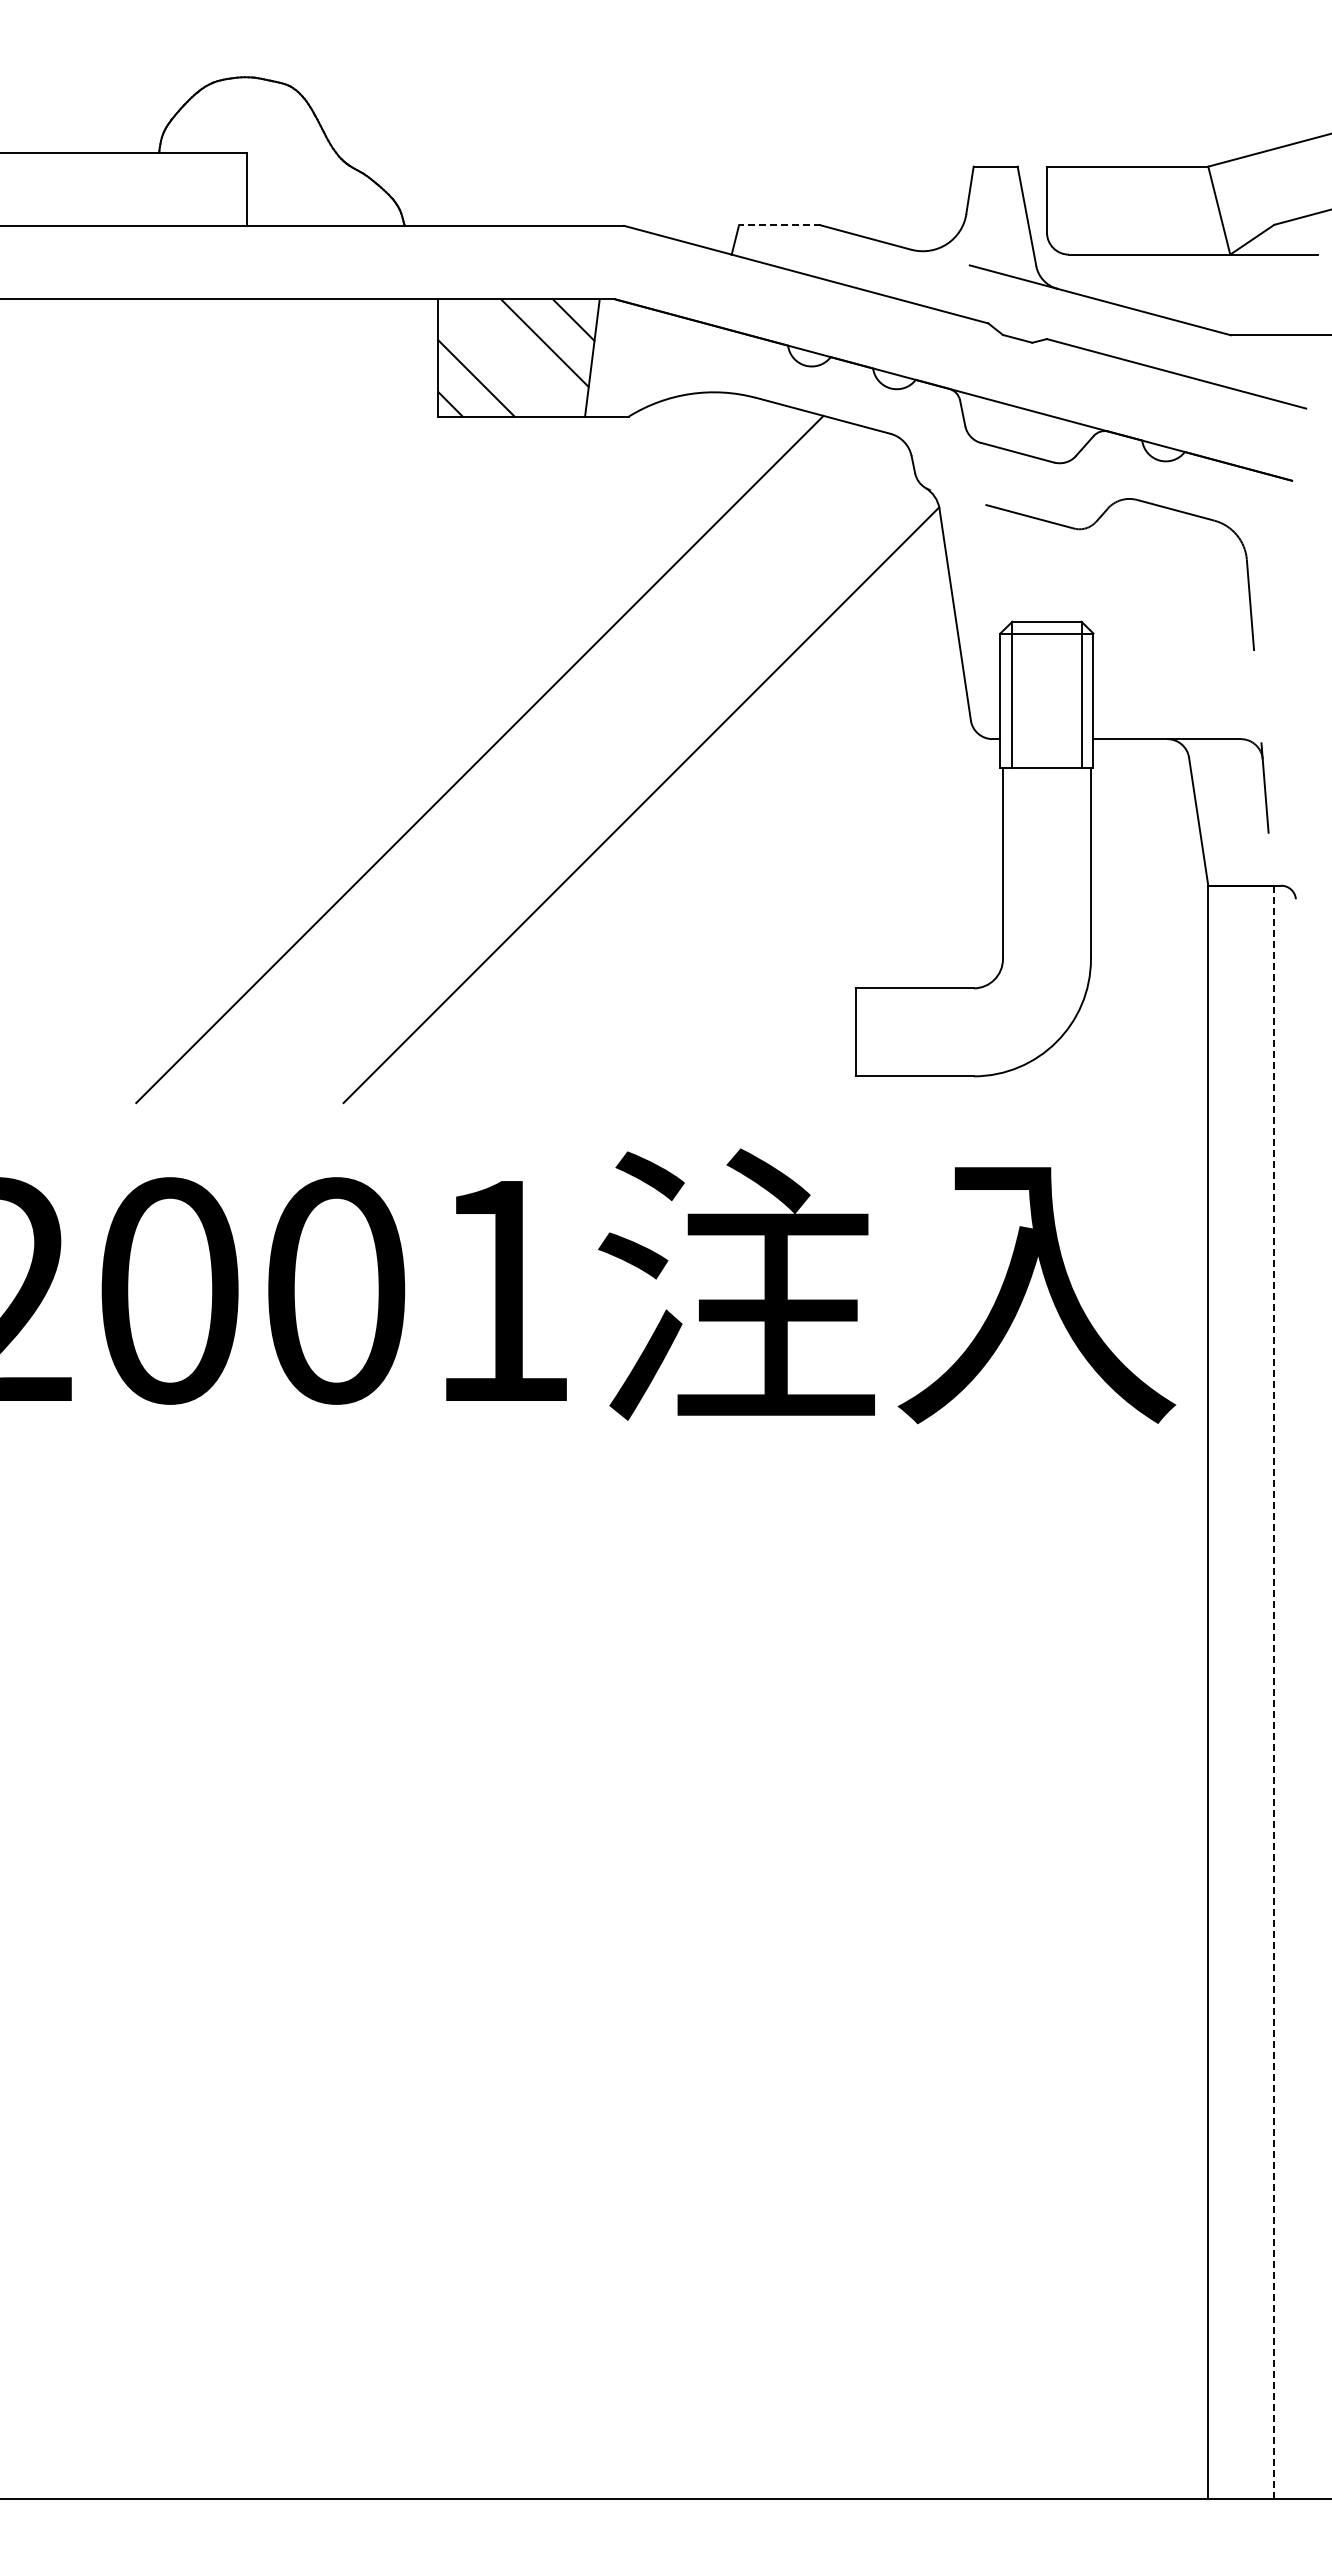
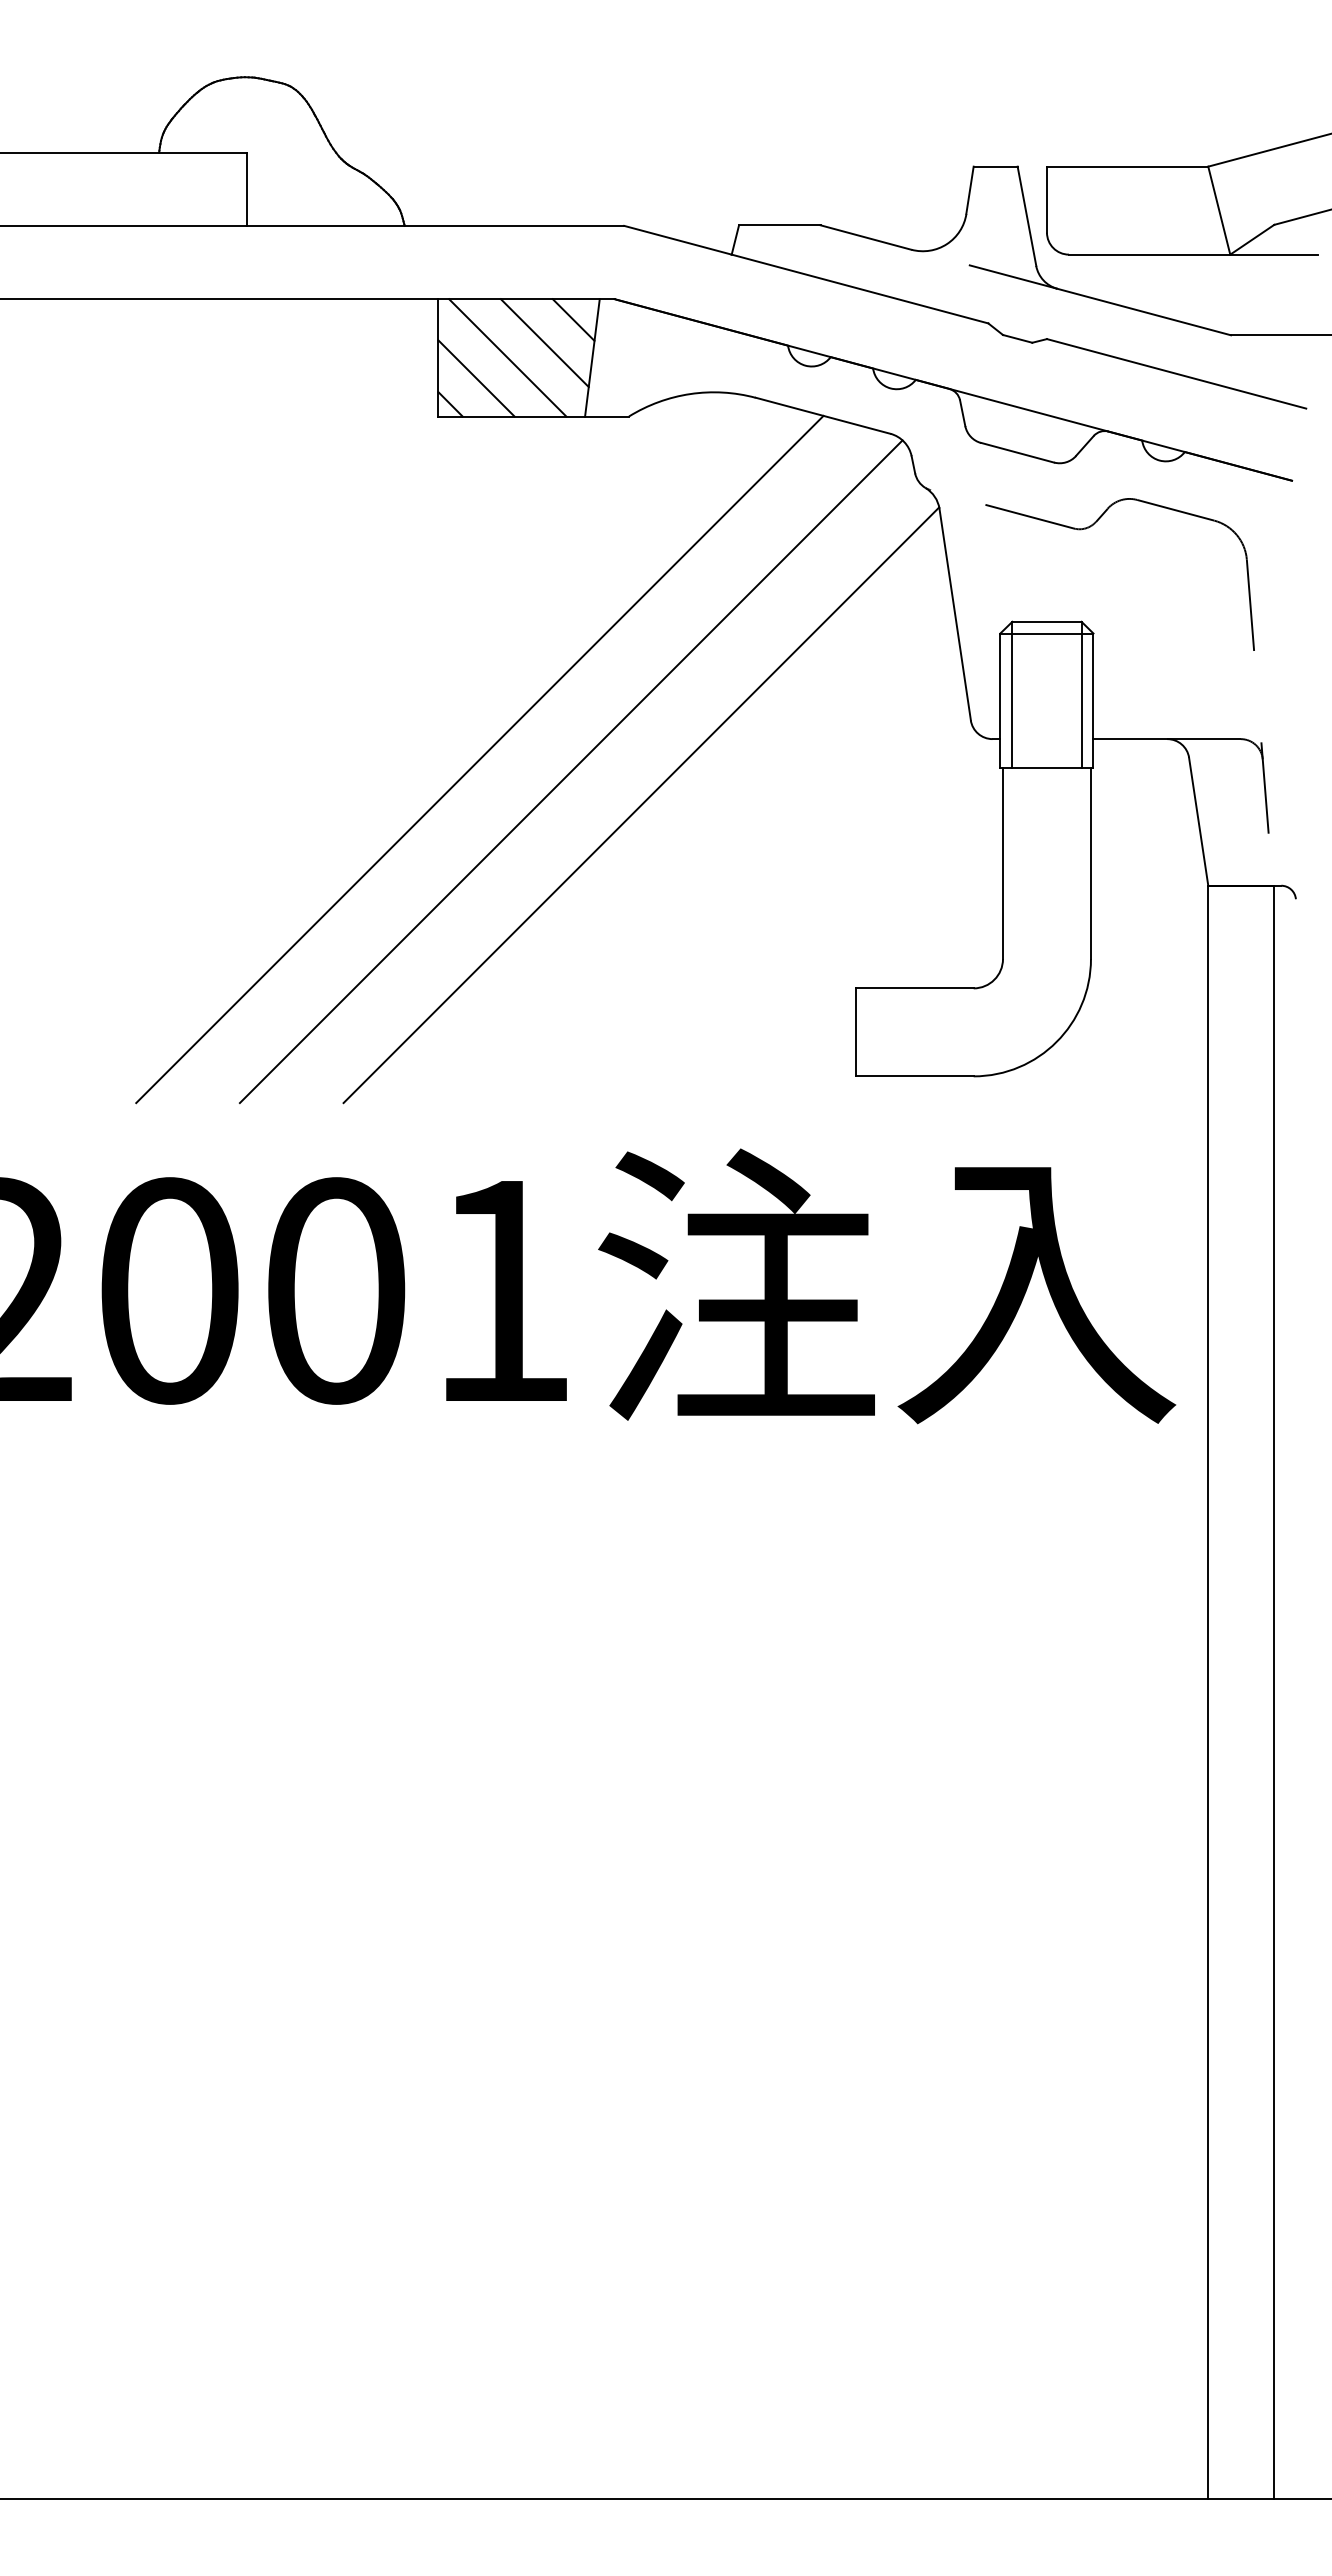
line: dashed -> solid (779, 225)
line: none -> present (507, 357)
line: none -> present (570, 771)
line: dashed -> solid (1274, 1692)
